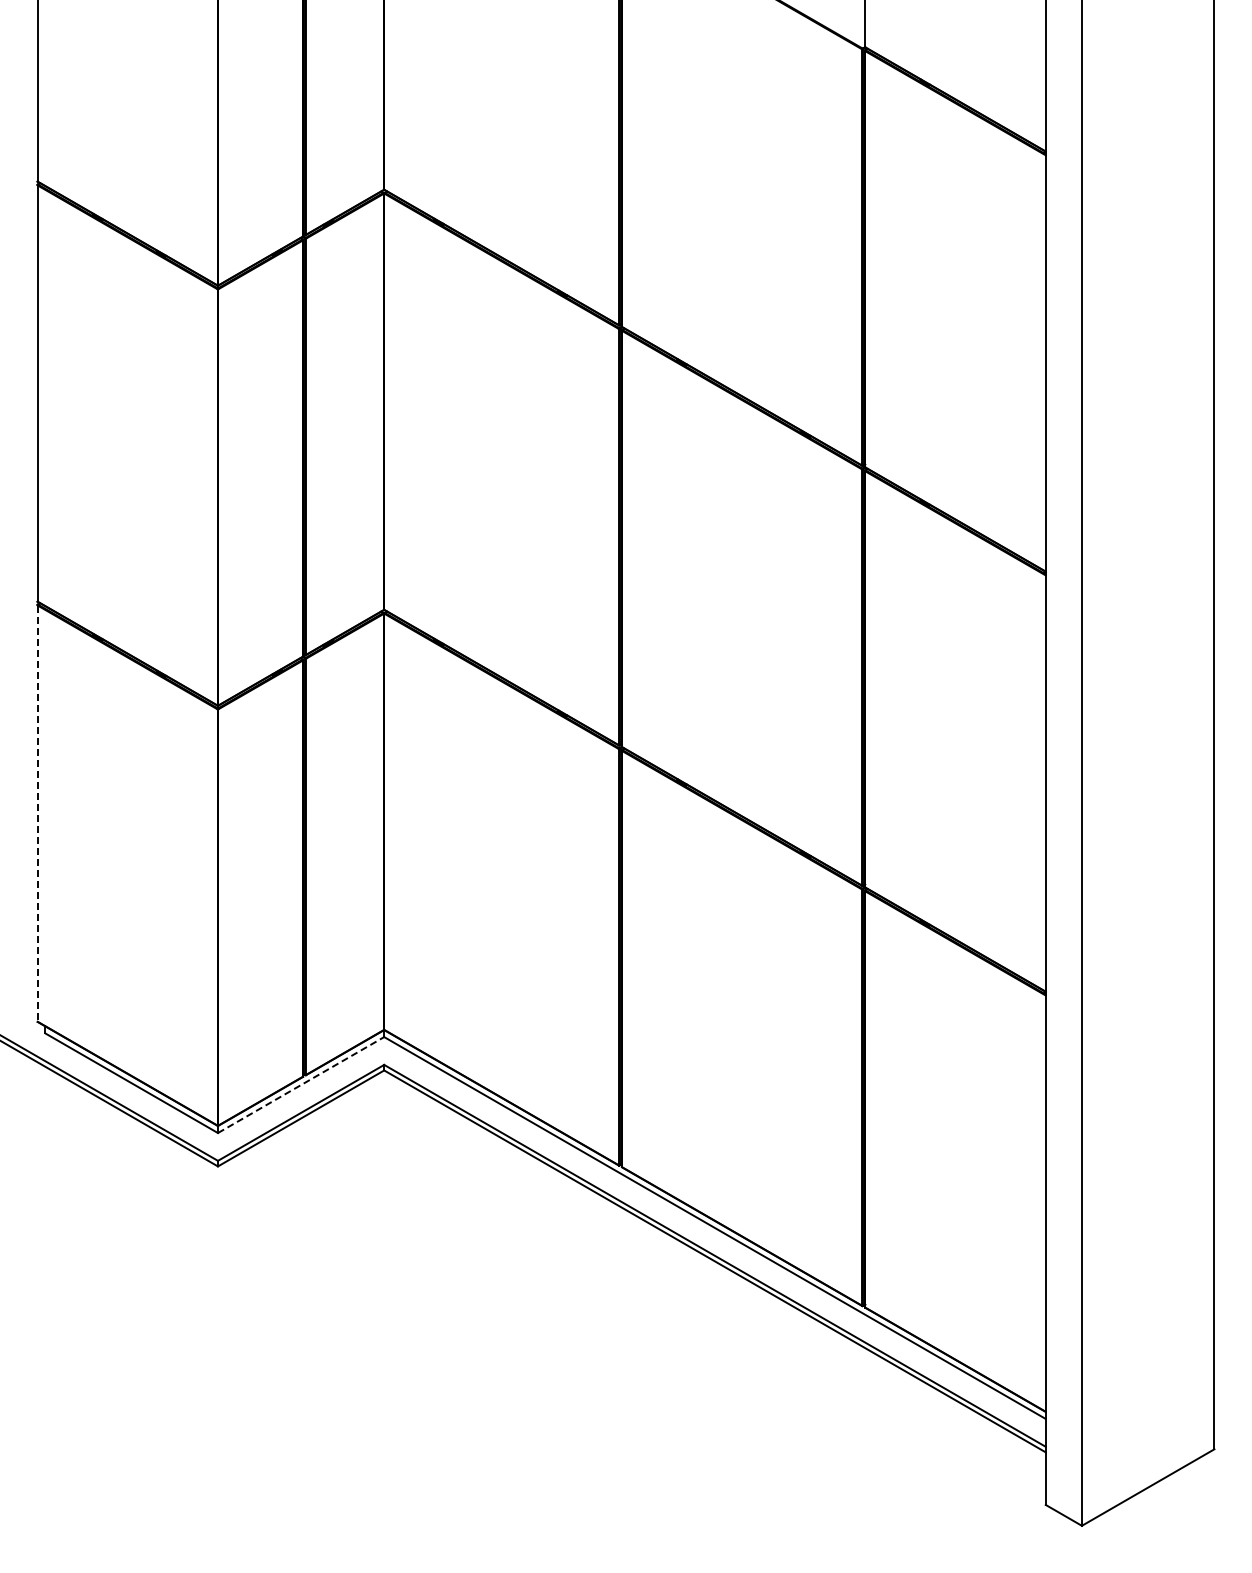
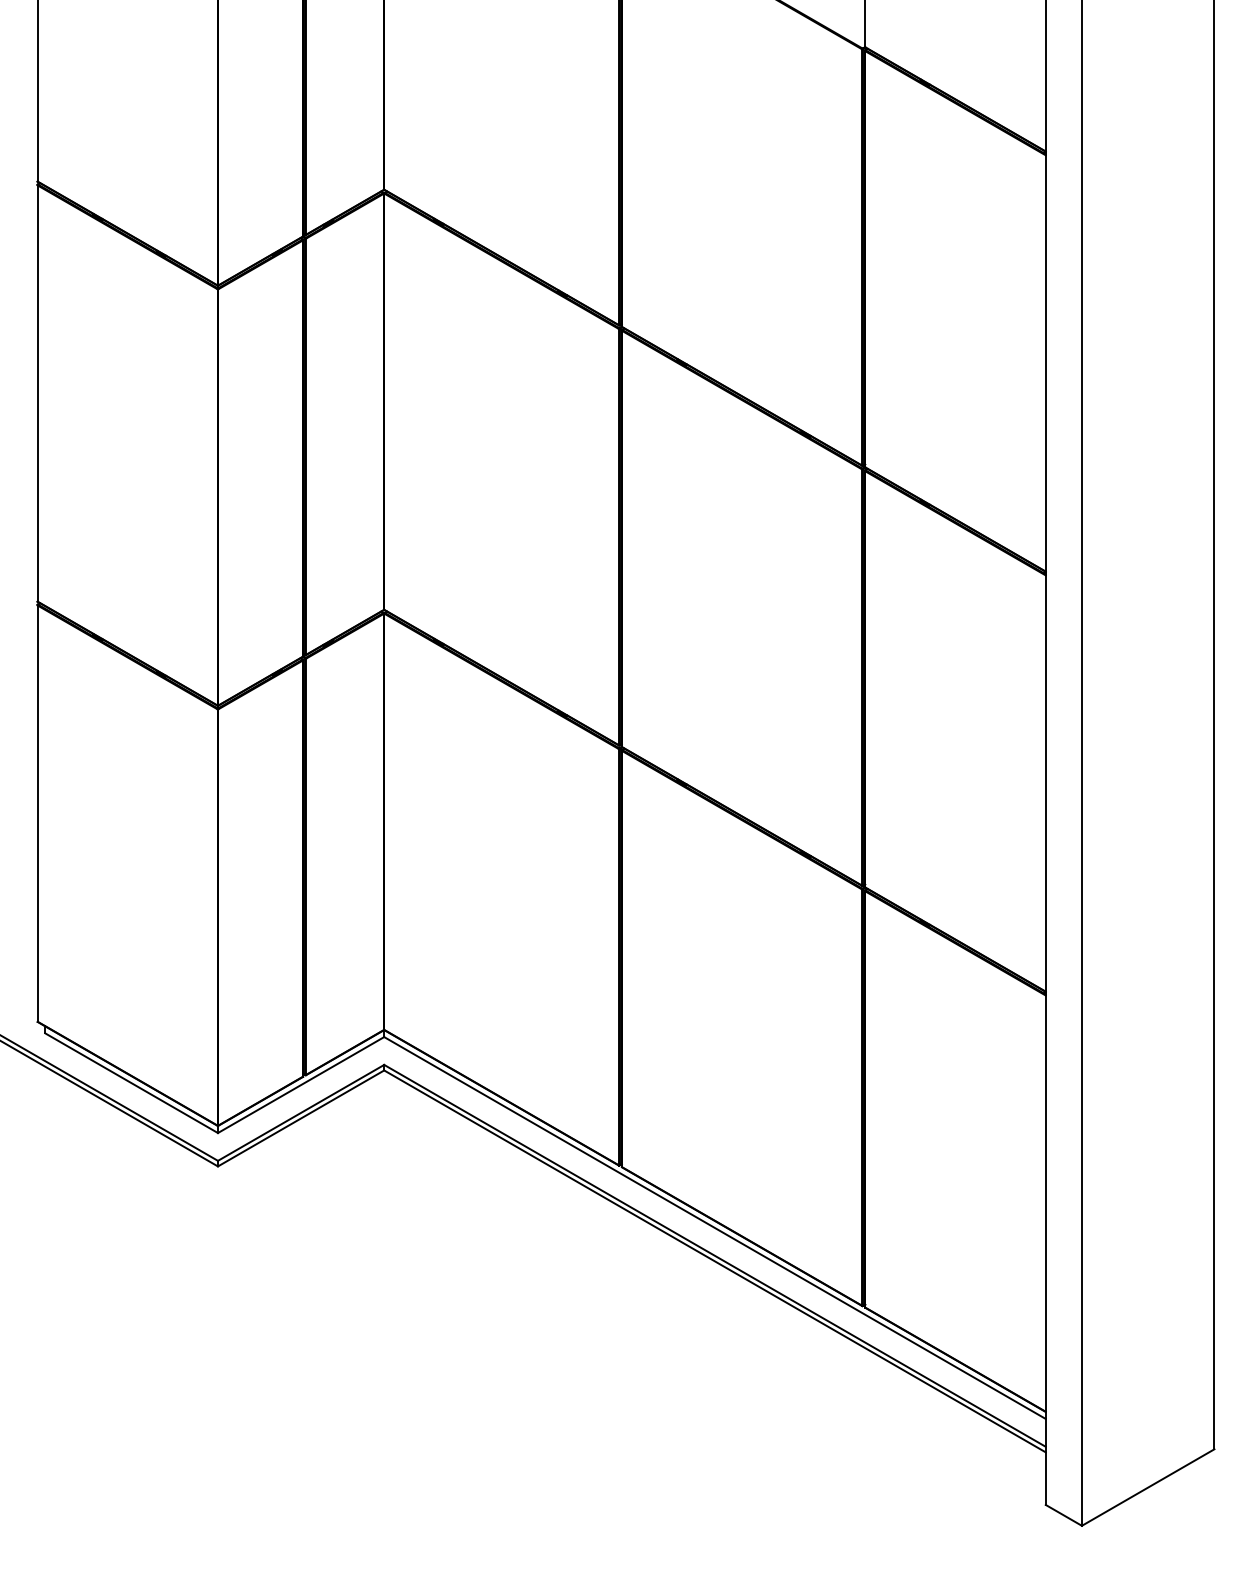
line: dashed -> solid (37, 814)
line: dashed -> solid (301, 1085)
